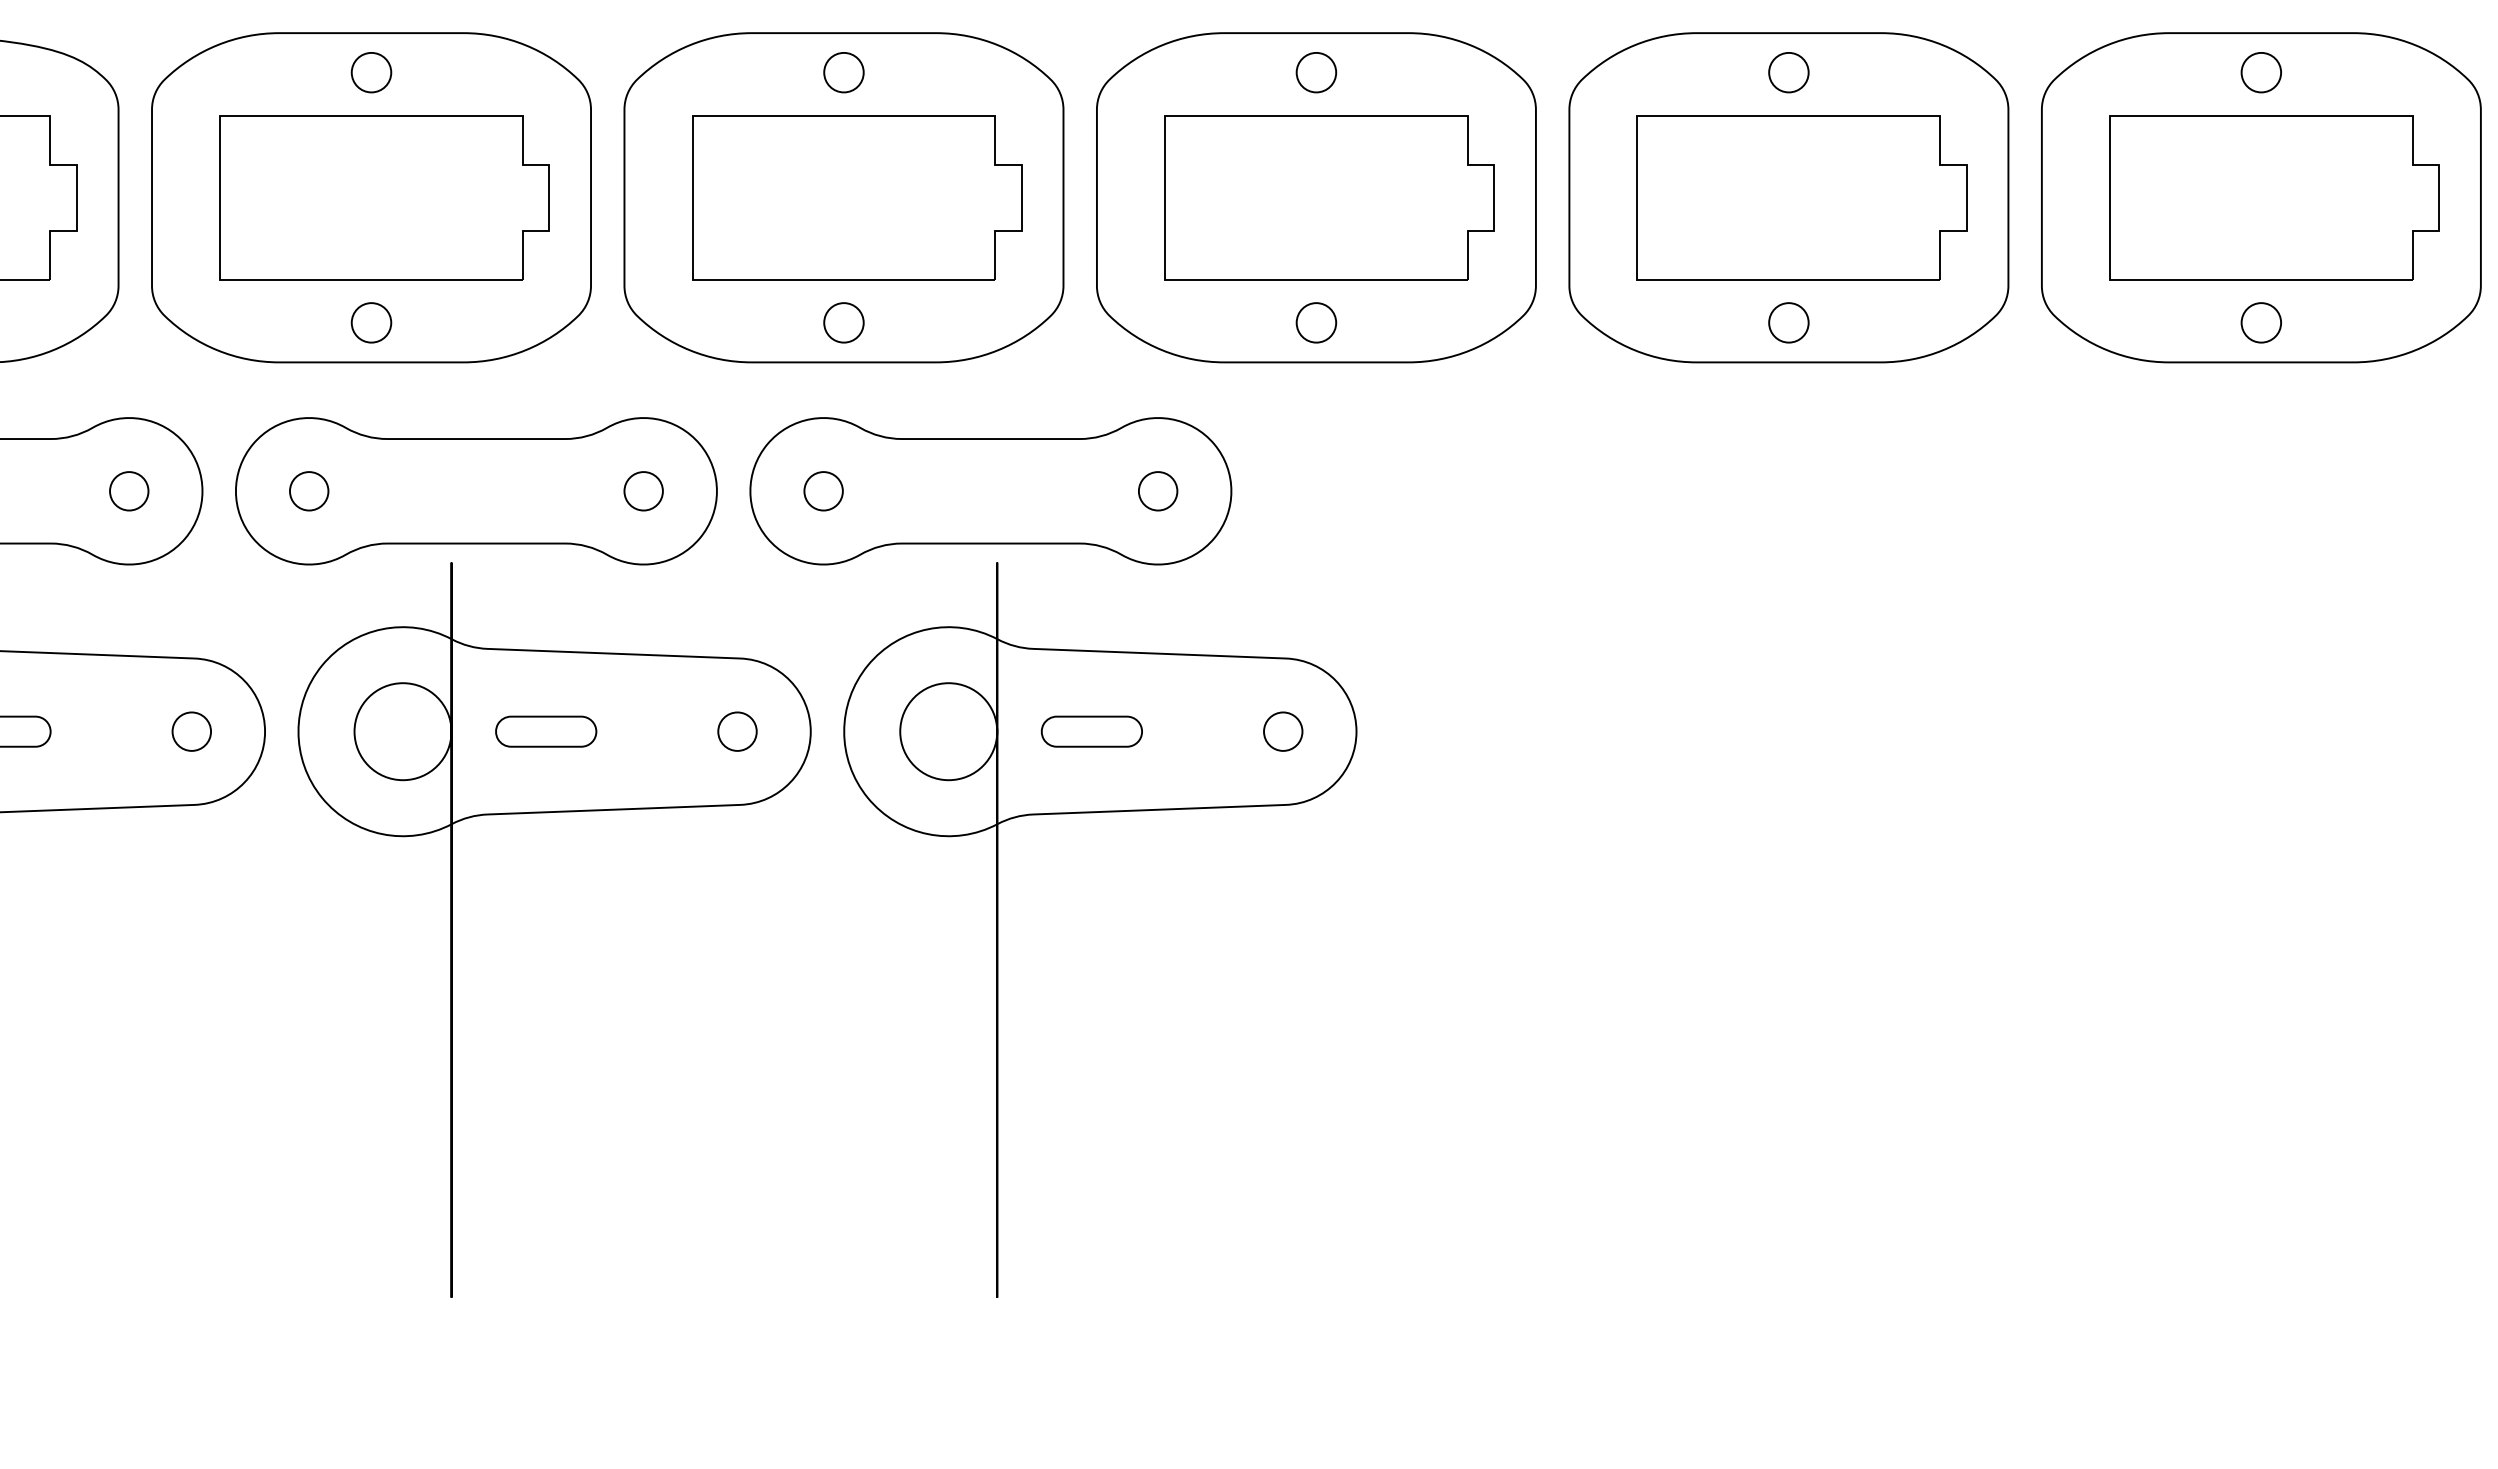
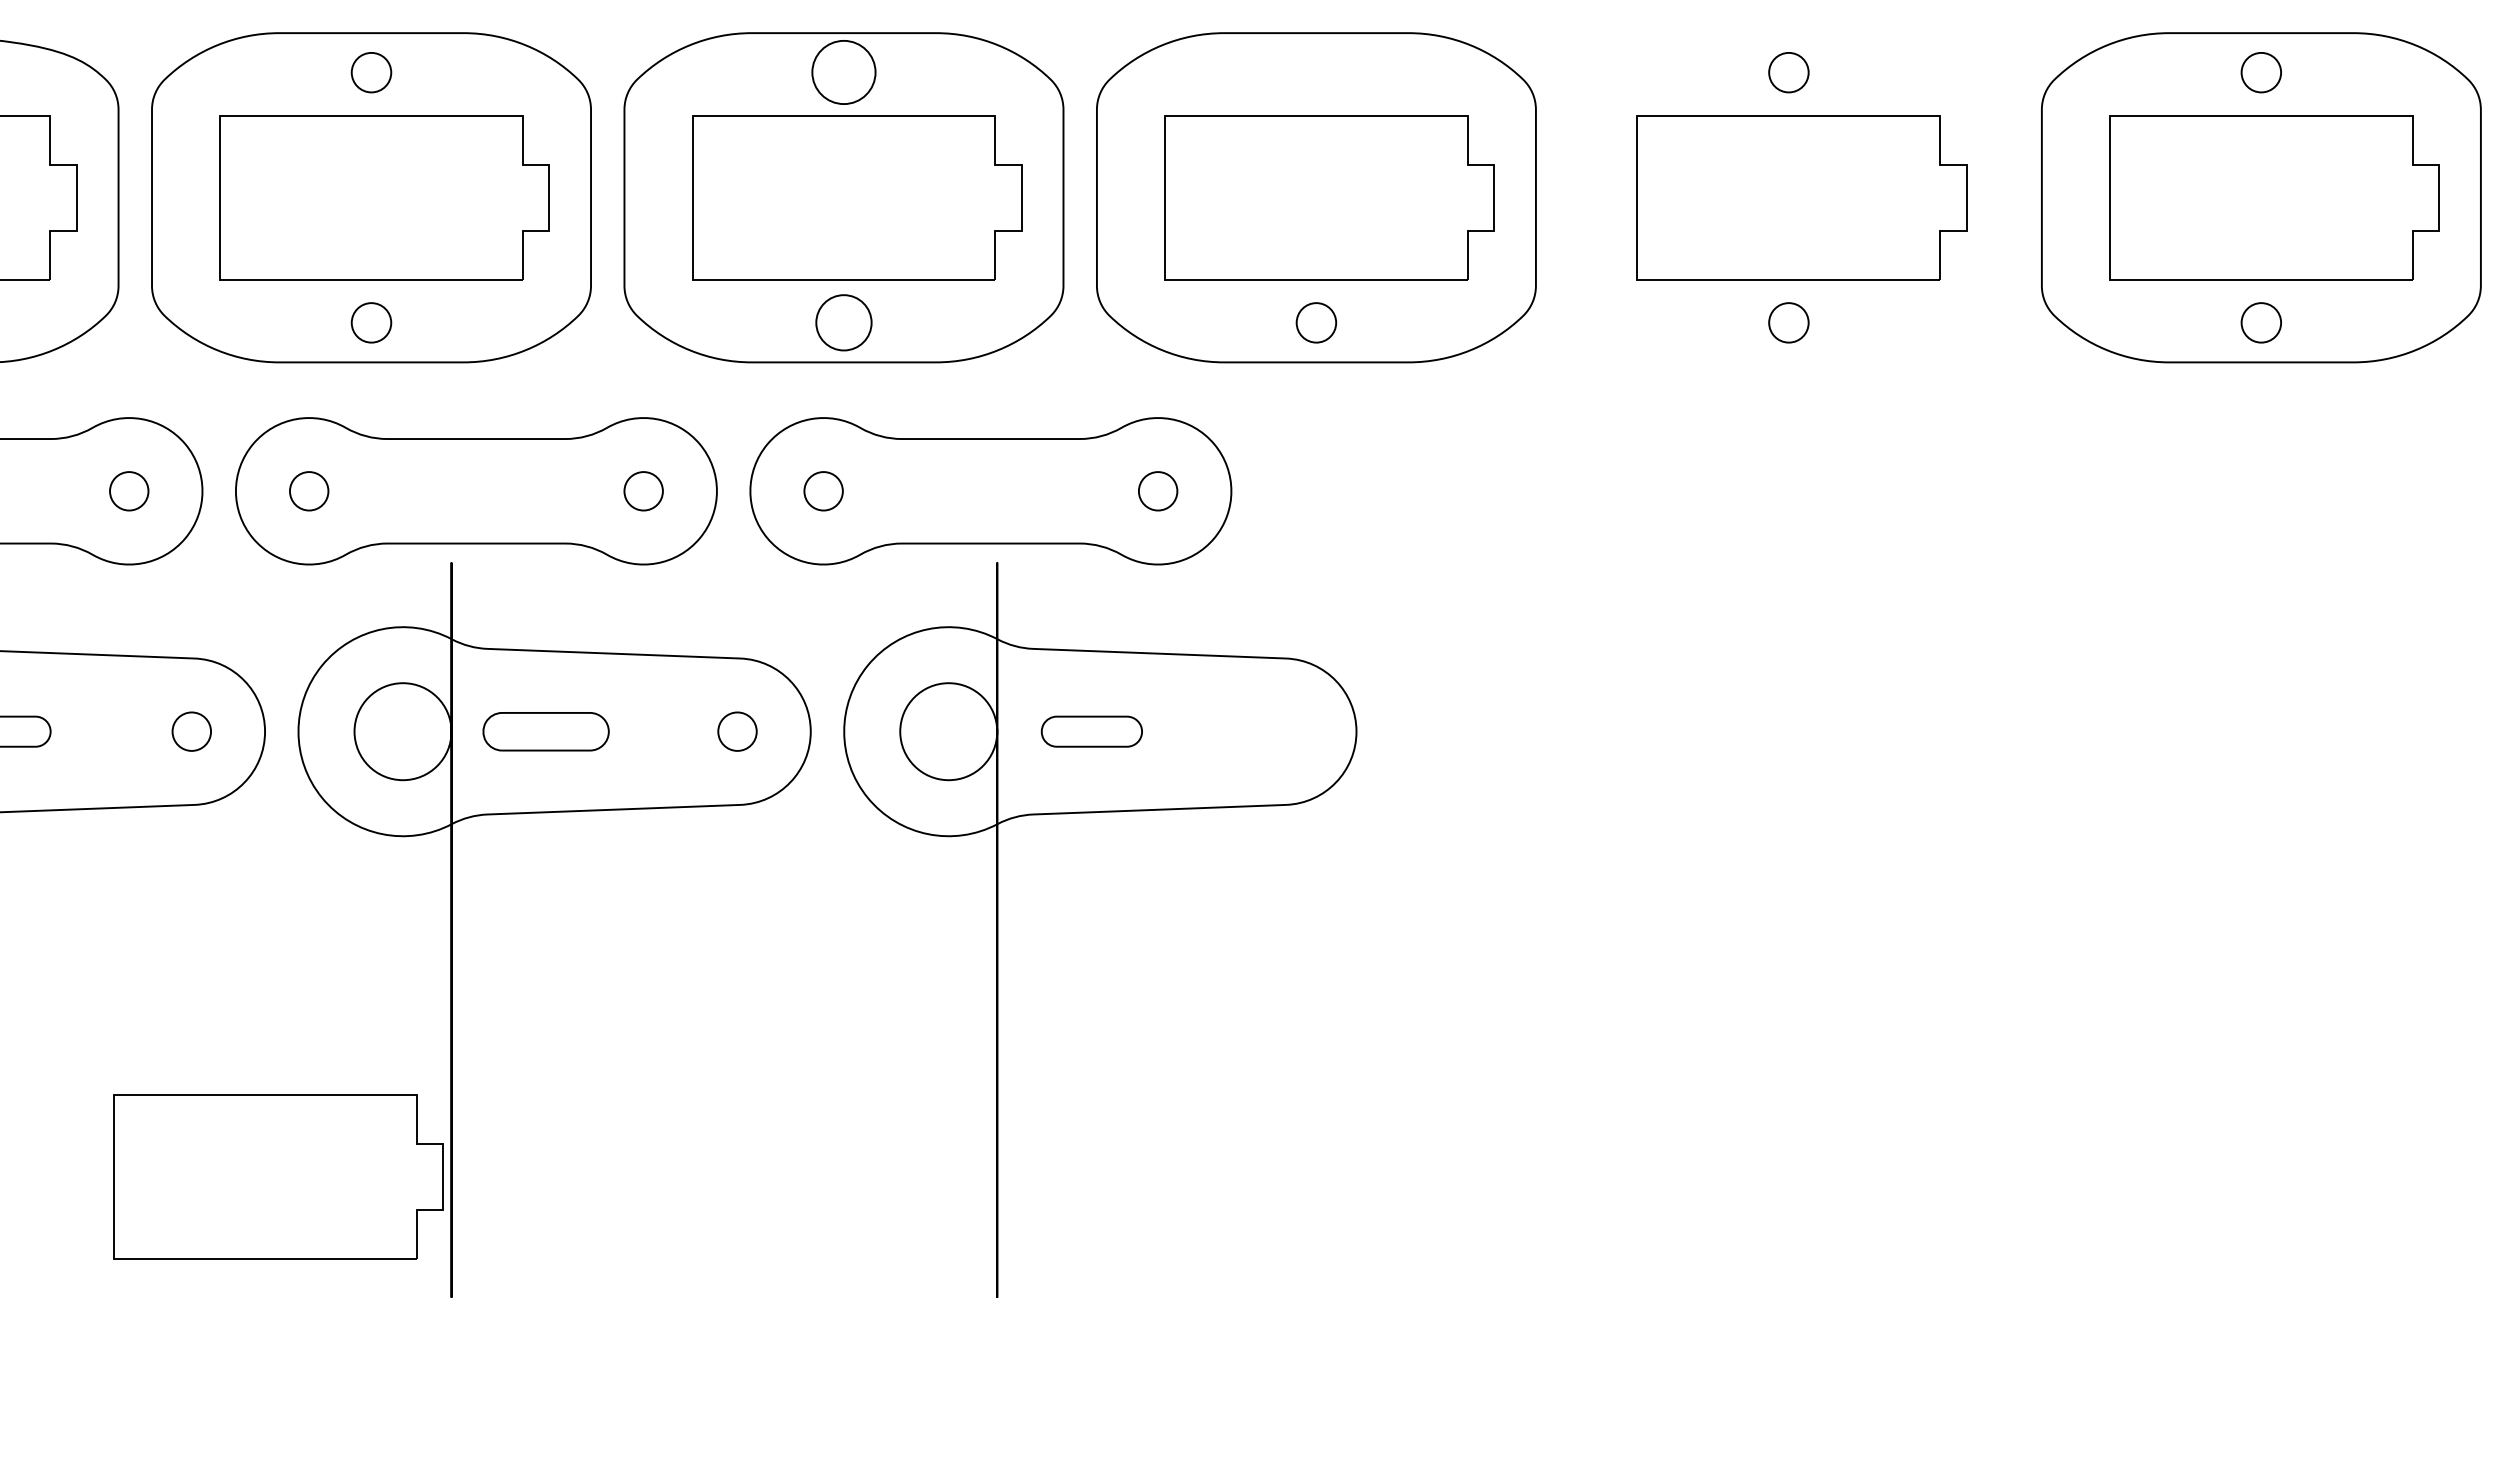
part size: 42x42 px -> 66x65 px (843, 72)
part: present -> none (1316, 72)
part: present -> none (1788, 197)
part size: 42x42 px -> 58x58 px (843, 322)
part size: 103x33 px -> 128x40 px (545, 731)
part: present -> none (1283, 731)
part: none -> present (278, 1176)
